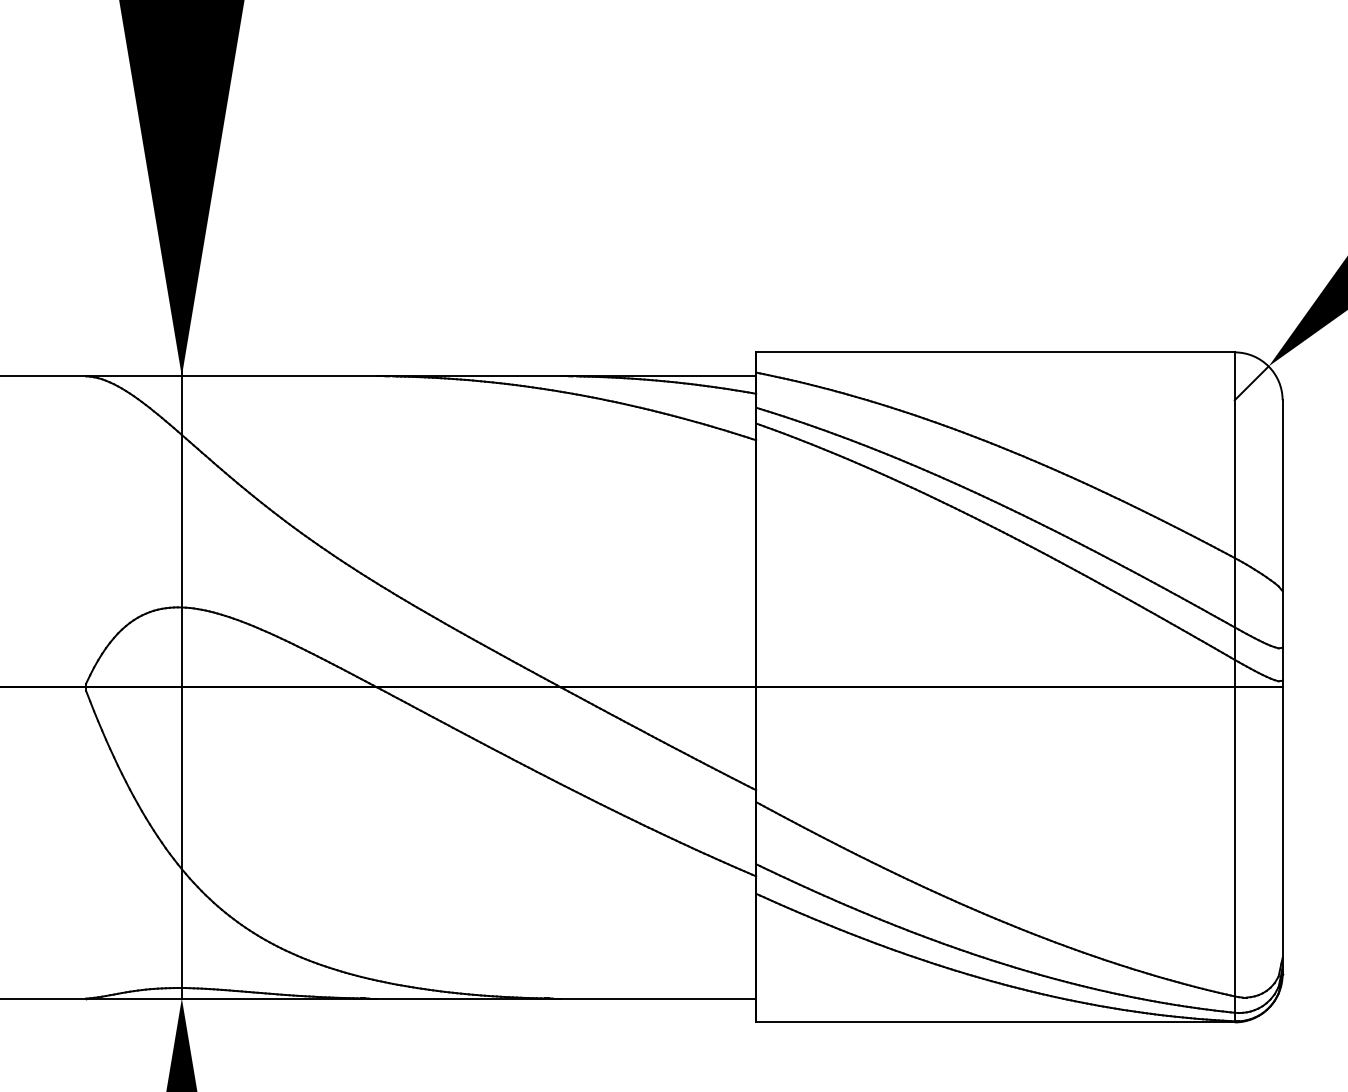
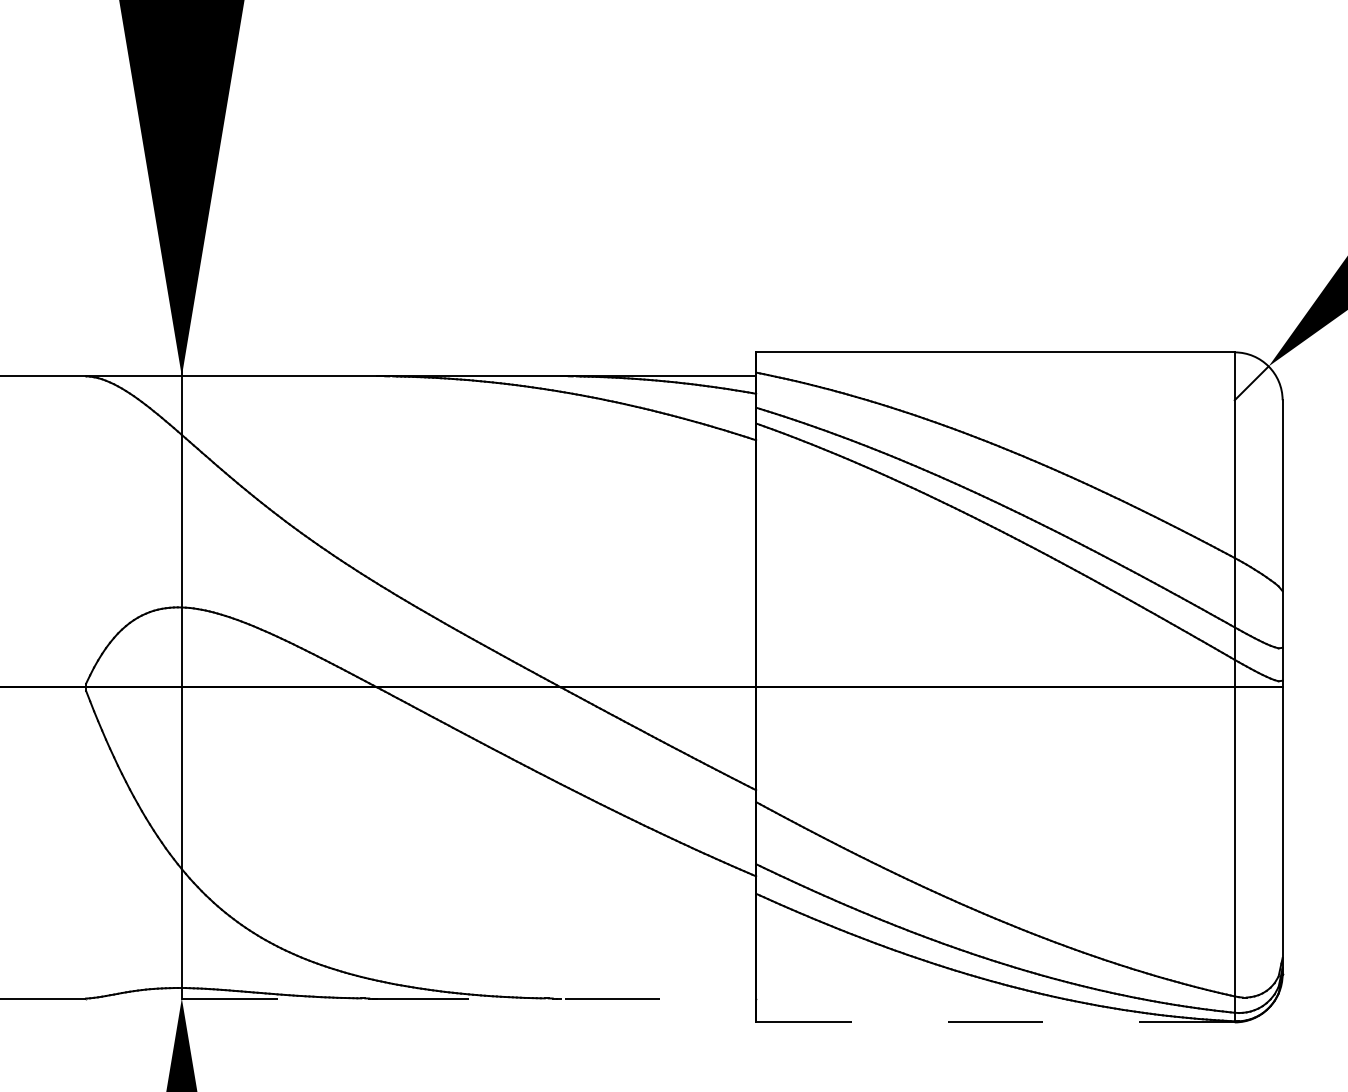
line: solid -> dashed (378, 998)
line: solid -> dashed (995, 1022)
